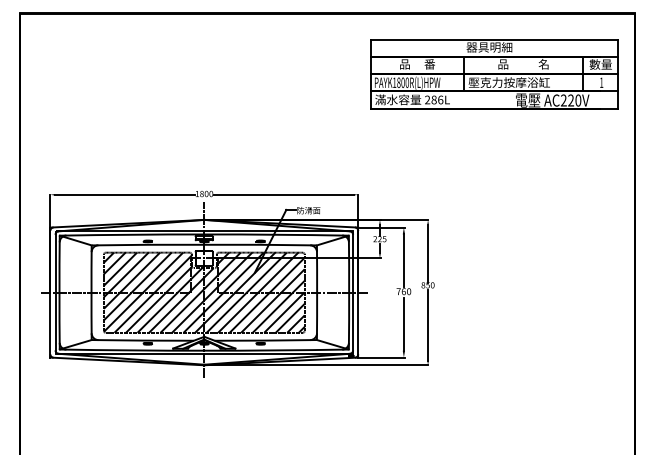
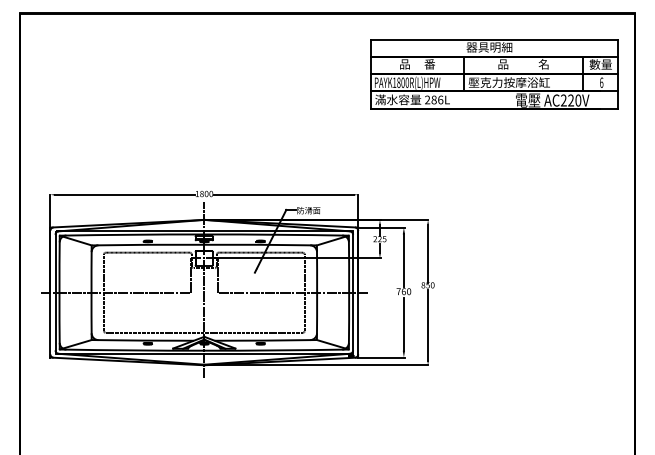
text: 1 -> 6 (601, 82)
hatch: present -> none (203, 292)
